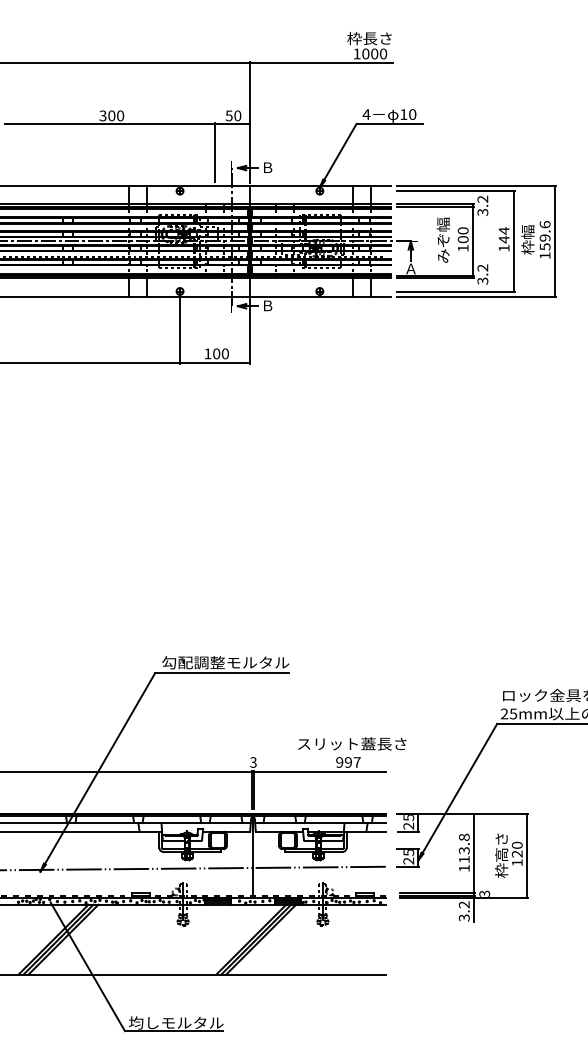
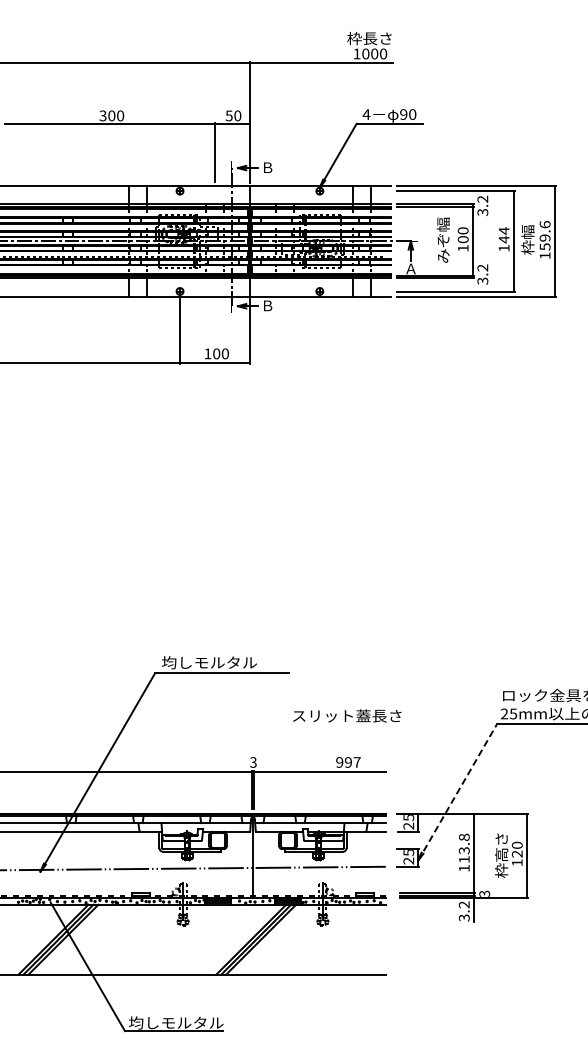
text: 10 -> 90 (403, 114)
text: 勾配調整モルタル -> 均しモルタル (225, 662)
text position: (352, 743) -> (347, 715) (347, 715)
line: solid -> dashed (457, 792)
